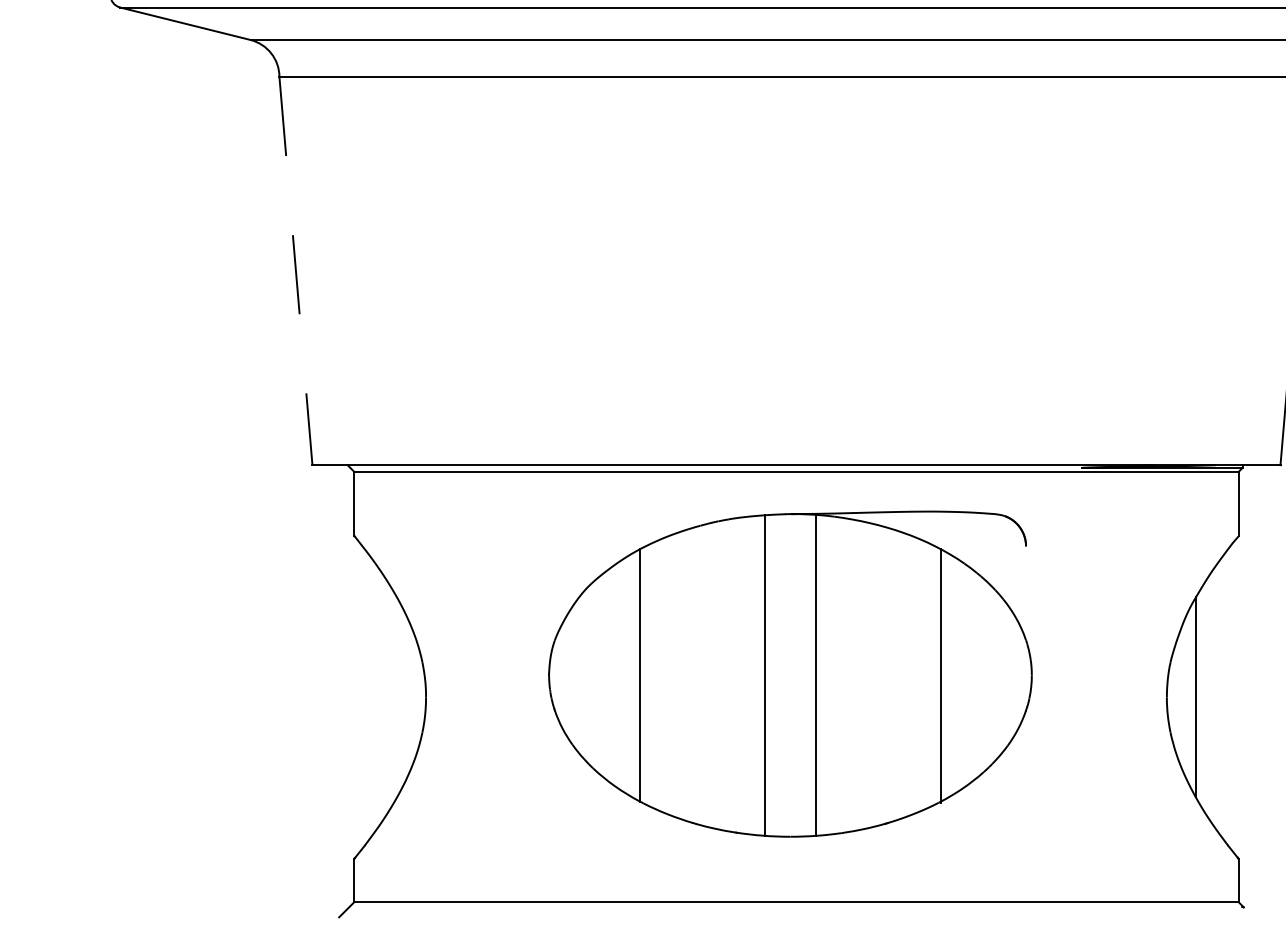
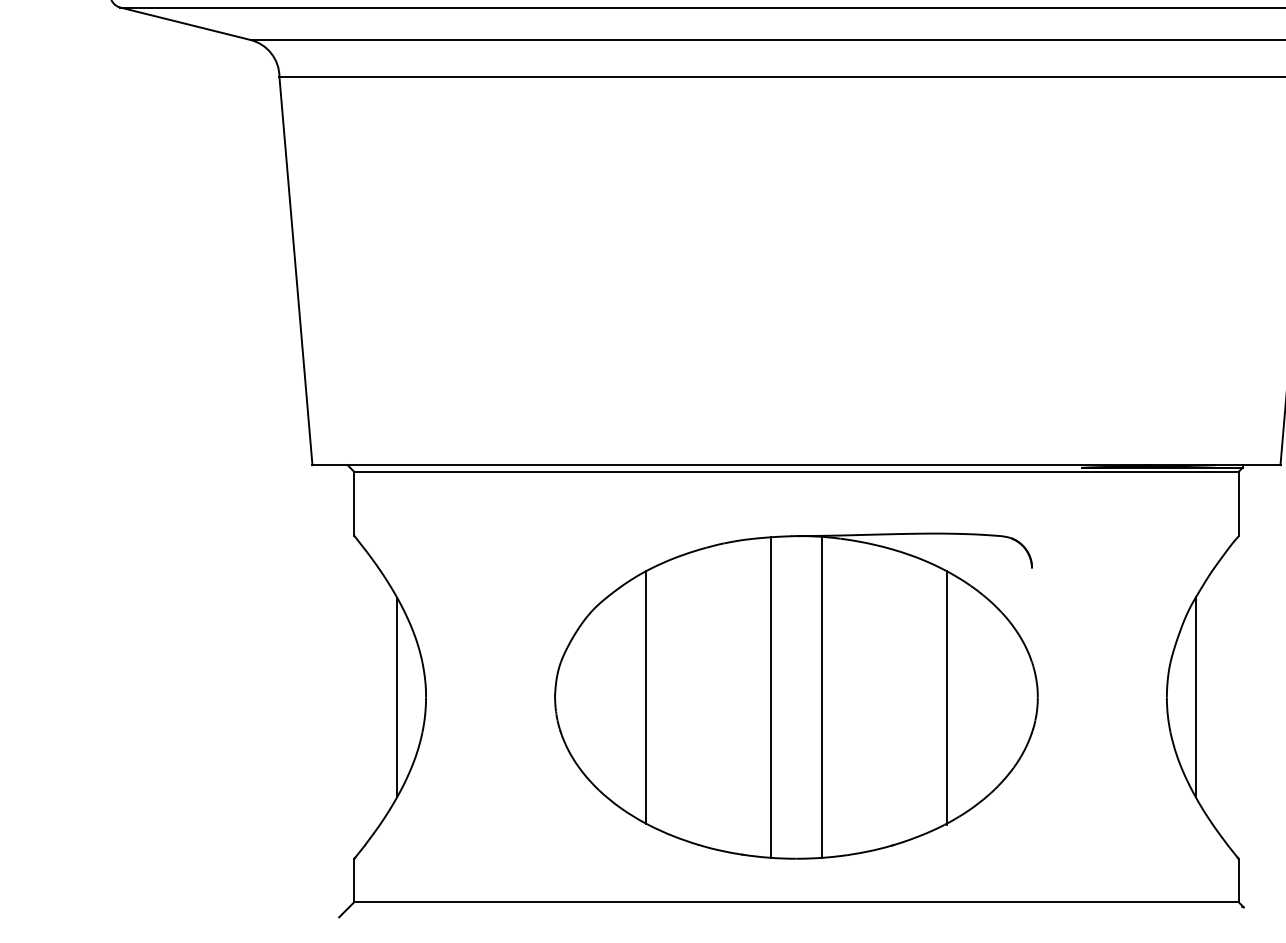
line: dashed -> solid (295, 271)
part position: (790, 673) -> (796, 695) (796, 695)
line: none -> present (397, 697)
